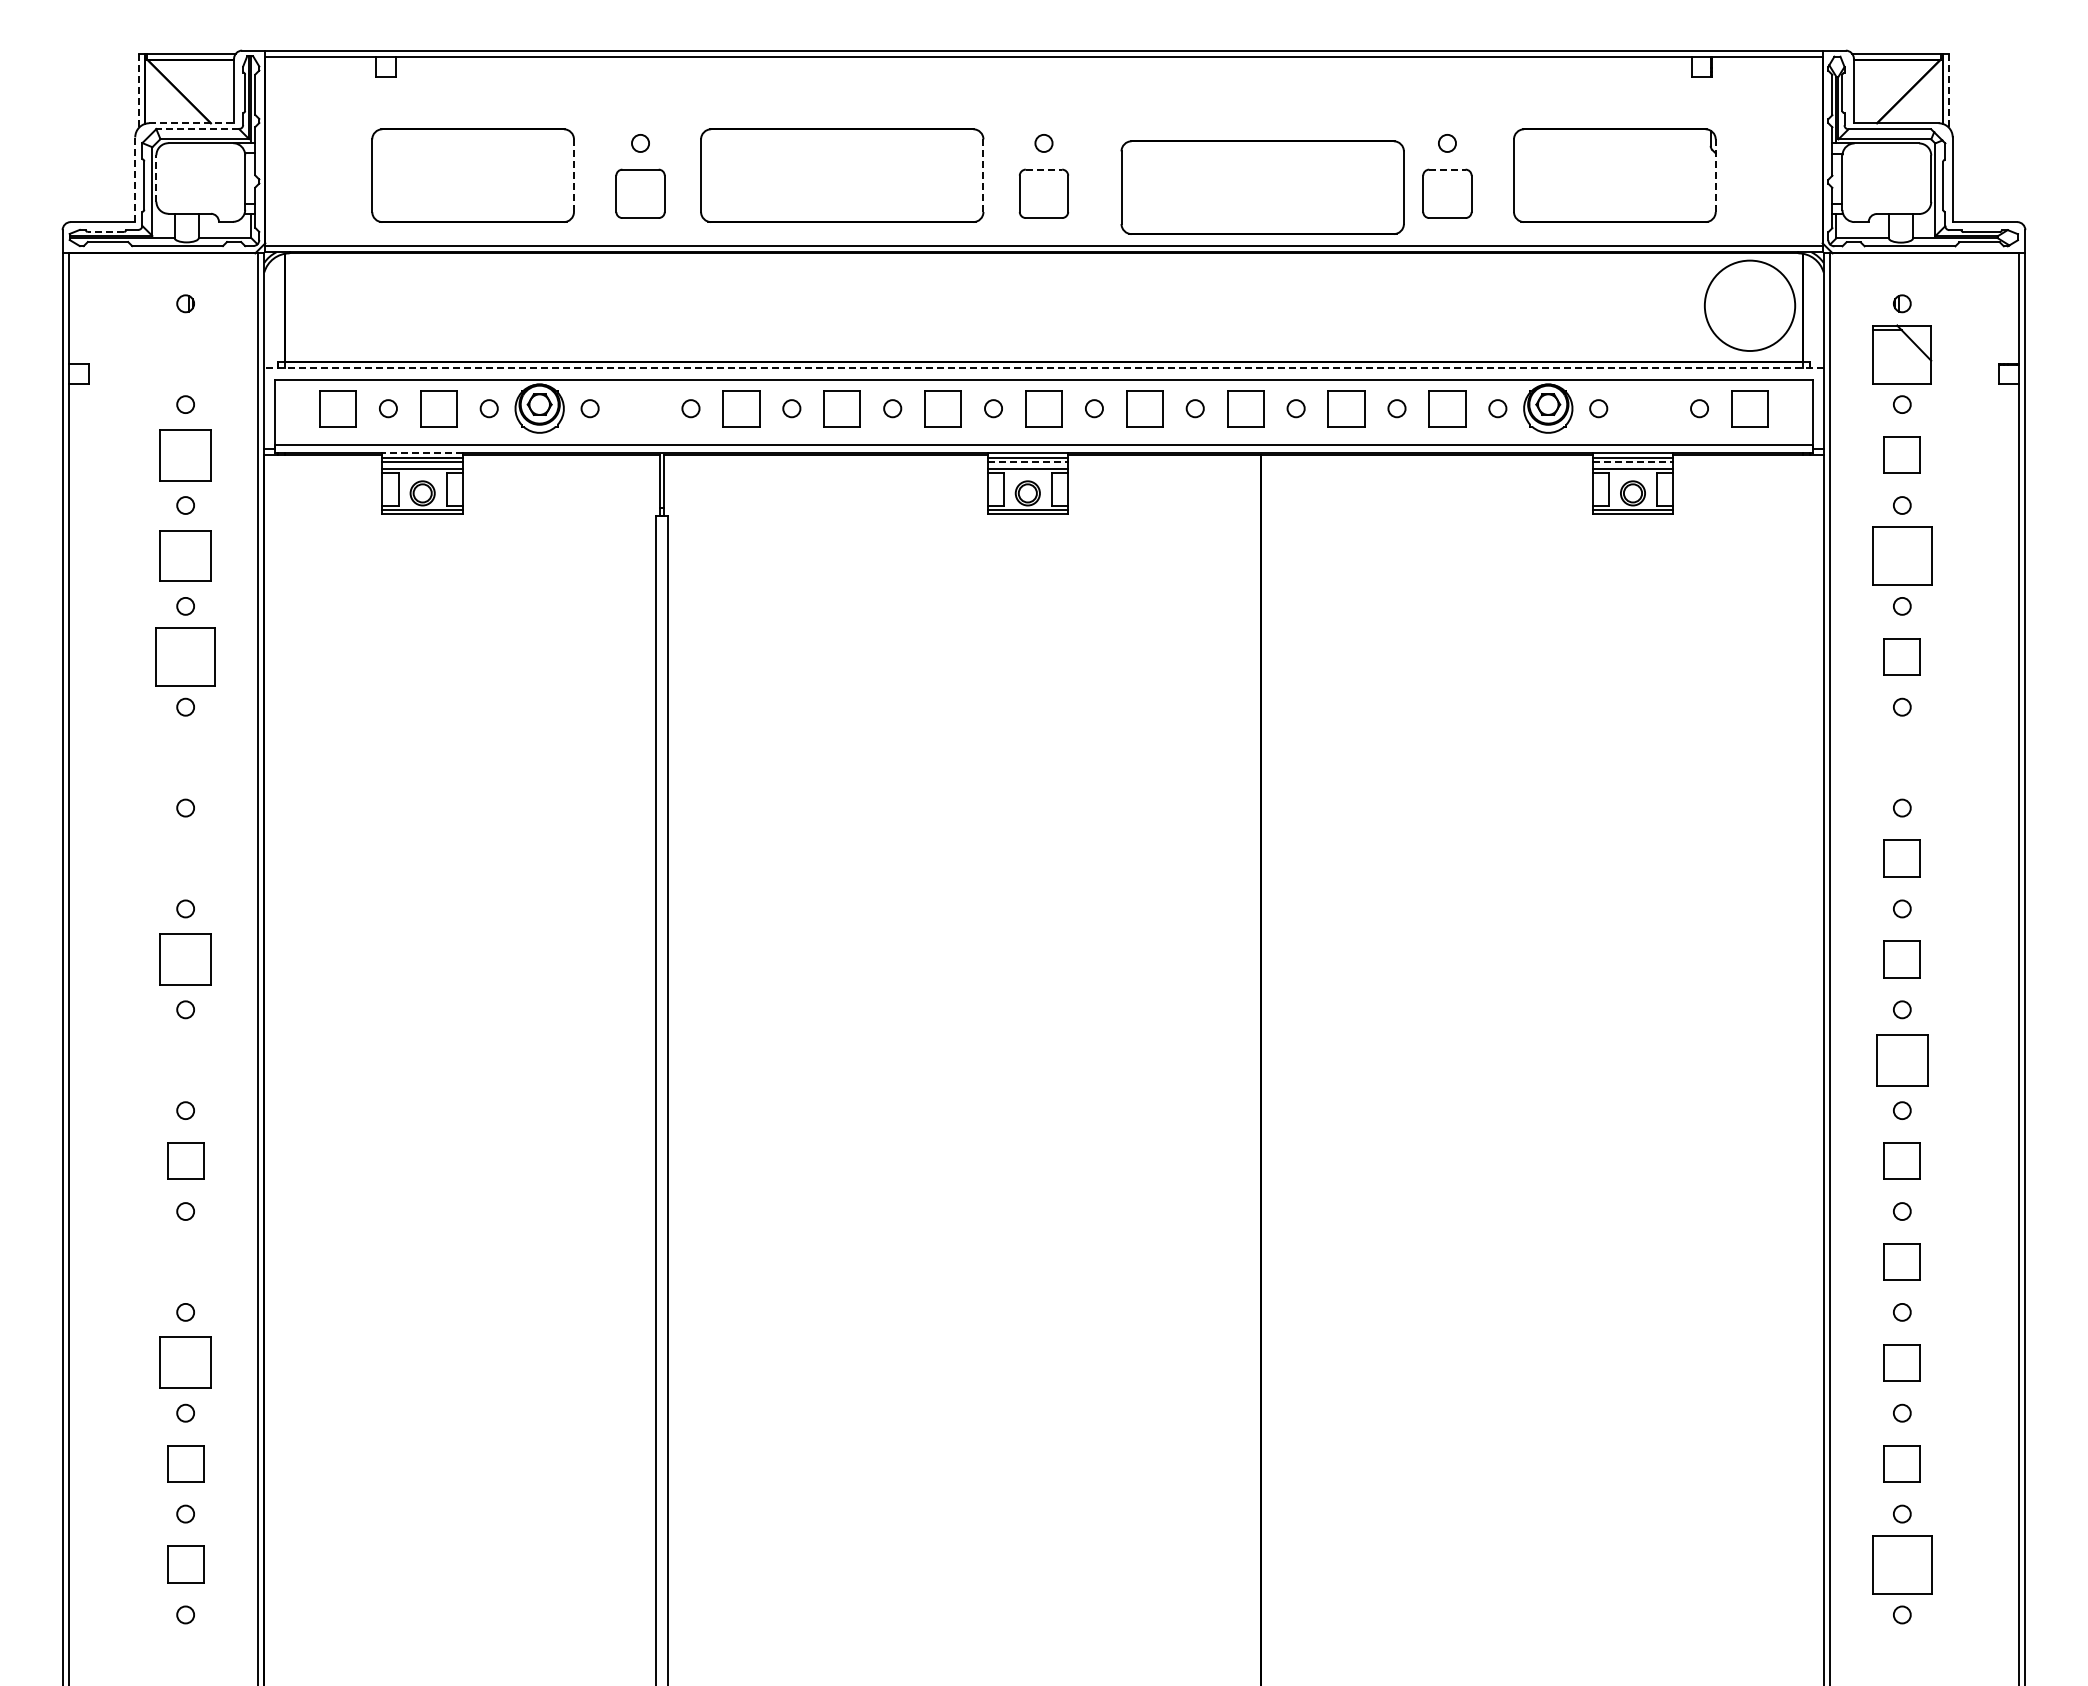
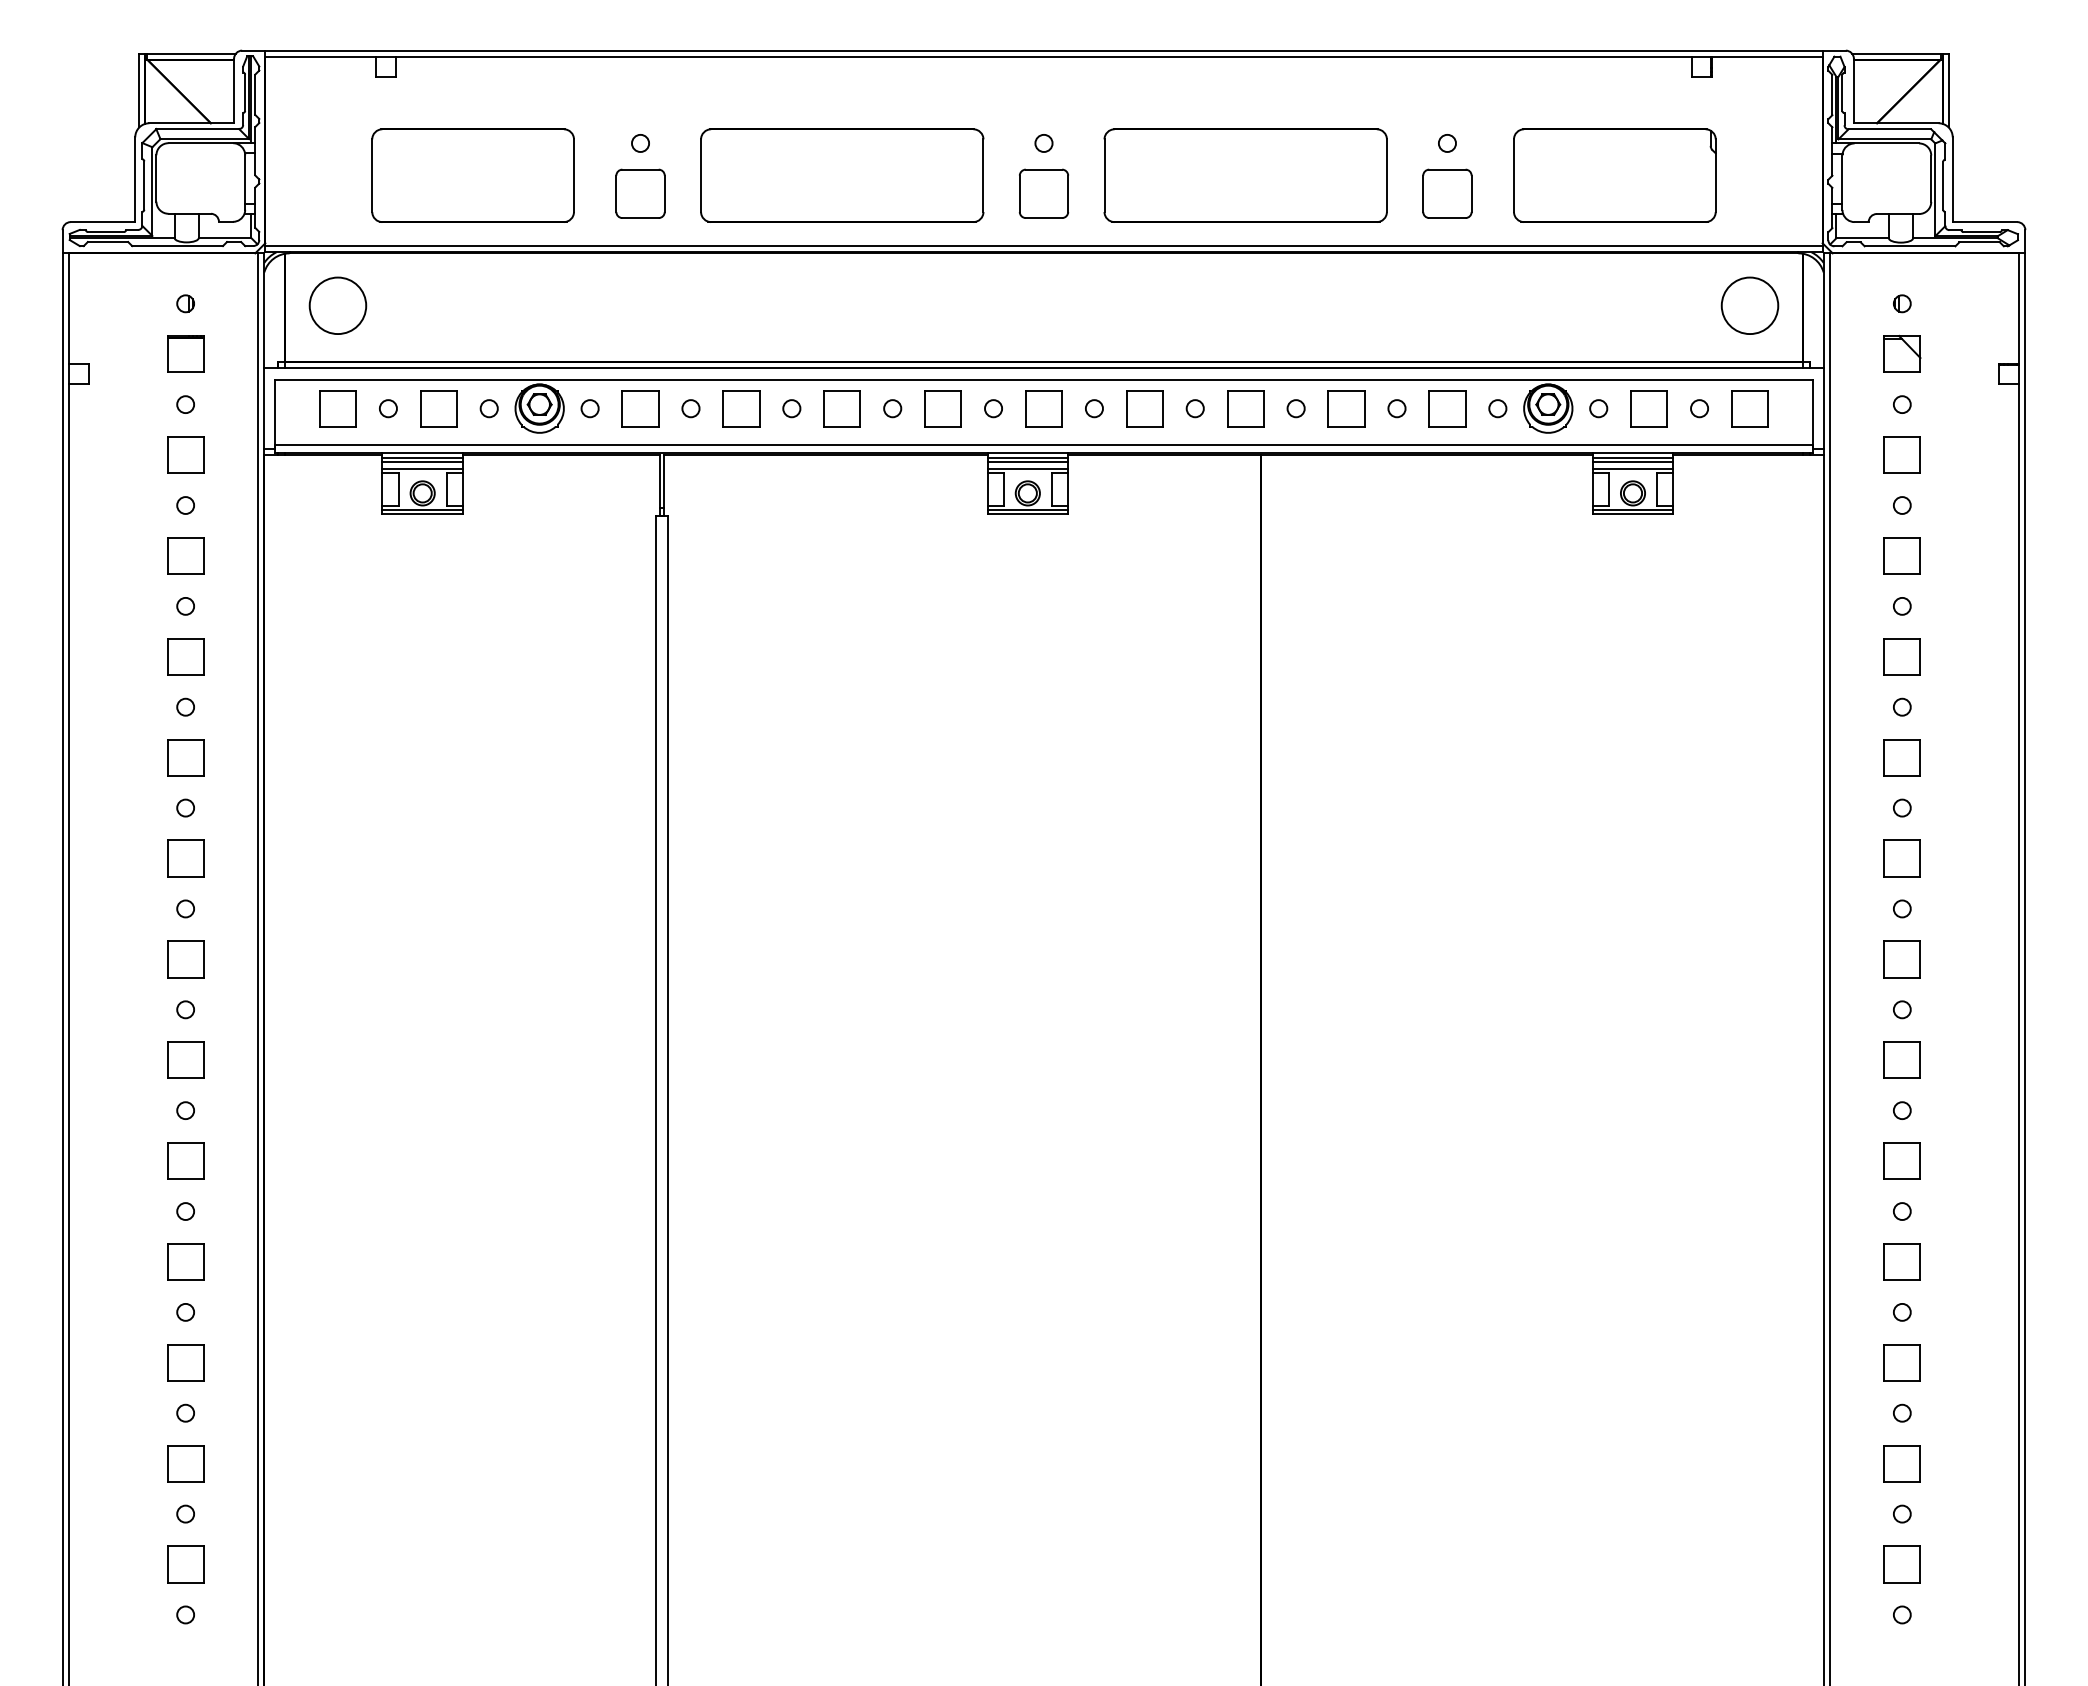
line: dashed -> solid (139, 90)
line: dashed -> solid (1948, 90)
line: dashed -> solid (192, 123)
line: dashed -> solid (197, 129)
line: dashed -> solid (1044, 169)
line: dashed -> solid (1447, 169)
line: dashed -> solid (573, 175)
line: dashed -> solid (983, 176)
line: dashed -> solid (1715, 176)
line: dashed -> solid (156, 178)
line: dashed -> solid (135, 179)
part position: (1262, 187) -> (1245, 175) (1245, 175)
line: dashed -> solid (105, 231)
circle: none -> present (337, 305)
circle diameter: 90 px -> 56 px (1749, 305)
part: none -> present (185, 353)
part size: 61x61 px -> 39x39 px (1902, 353)
line: dashed -> solid (1044, 368)
part: none -> present (640, 408)
part: none -> present (1648, 408)
line: dashed -> solid (422, 453)
part size: 53x53 px -> 38x38 px (185, 454)
line: dashed -> solid (1028, 462)
line: dashed -> solid (1633, 462)
part size: 53x52 px -> 38x38 px (185, 555)
part size: 61x60 px -> 38x38 px (1901, 555)
part size: 61x60 px -> 38x38 px (185, 656)
part: none -> present (185, 757)
part: none -> present (1901, 757)
part: none -> present (185, 858)
part size: 53x53 px -> 38x39 px (185, 959)
part: none -> present (185, 1059)
part size: 53x53 px -> 38x38 px (1901, 1059)
part: none -> present (185, 1261)
part size: 53x53 px -> 38x38 px (185, 1362)
part size: 61x60 px -> 38x39 px (1901, 1564)
